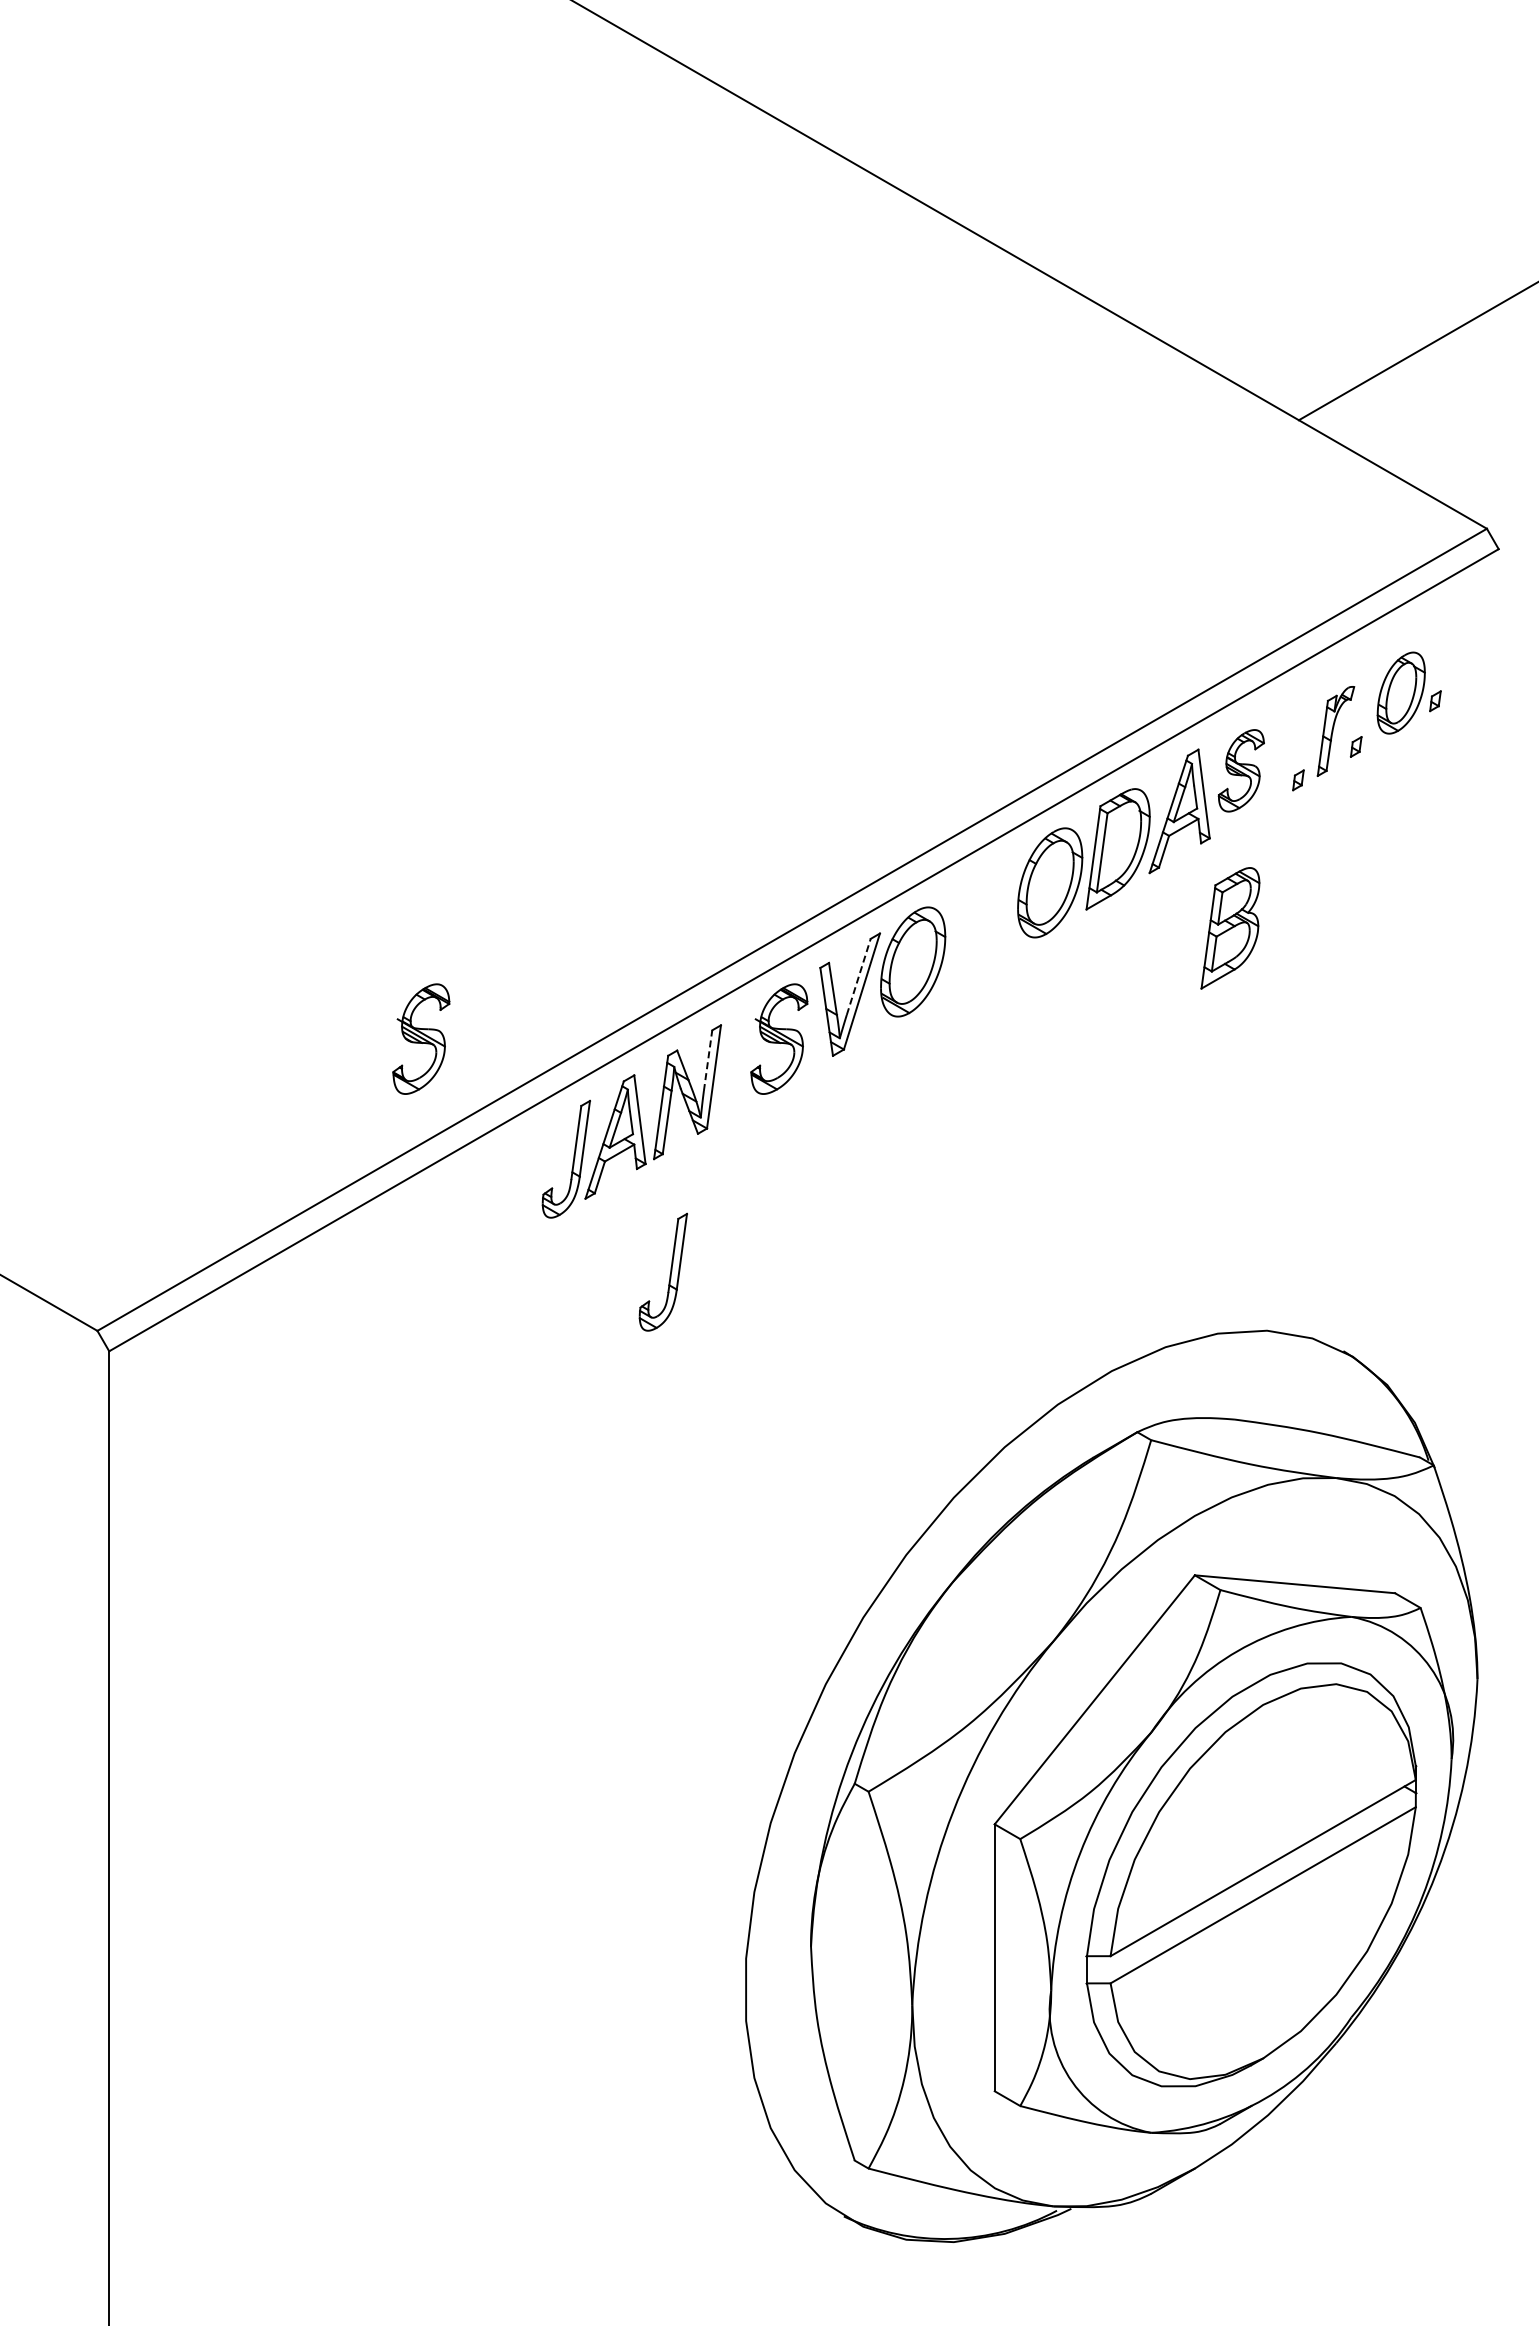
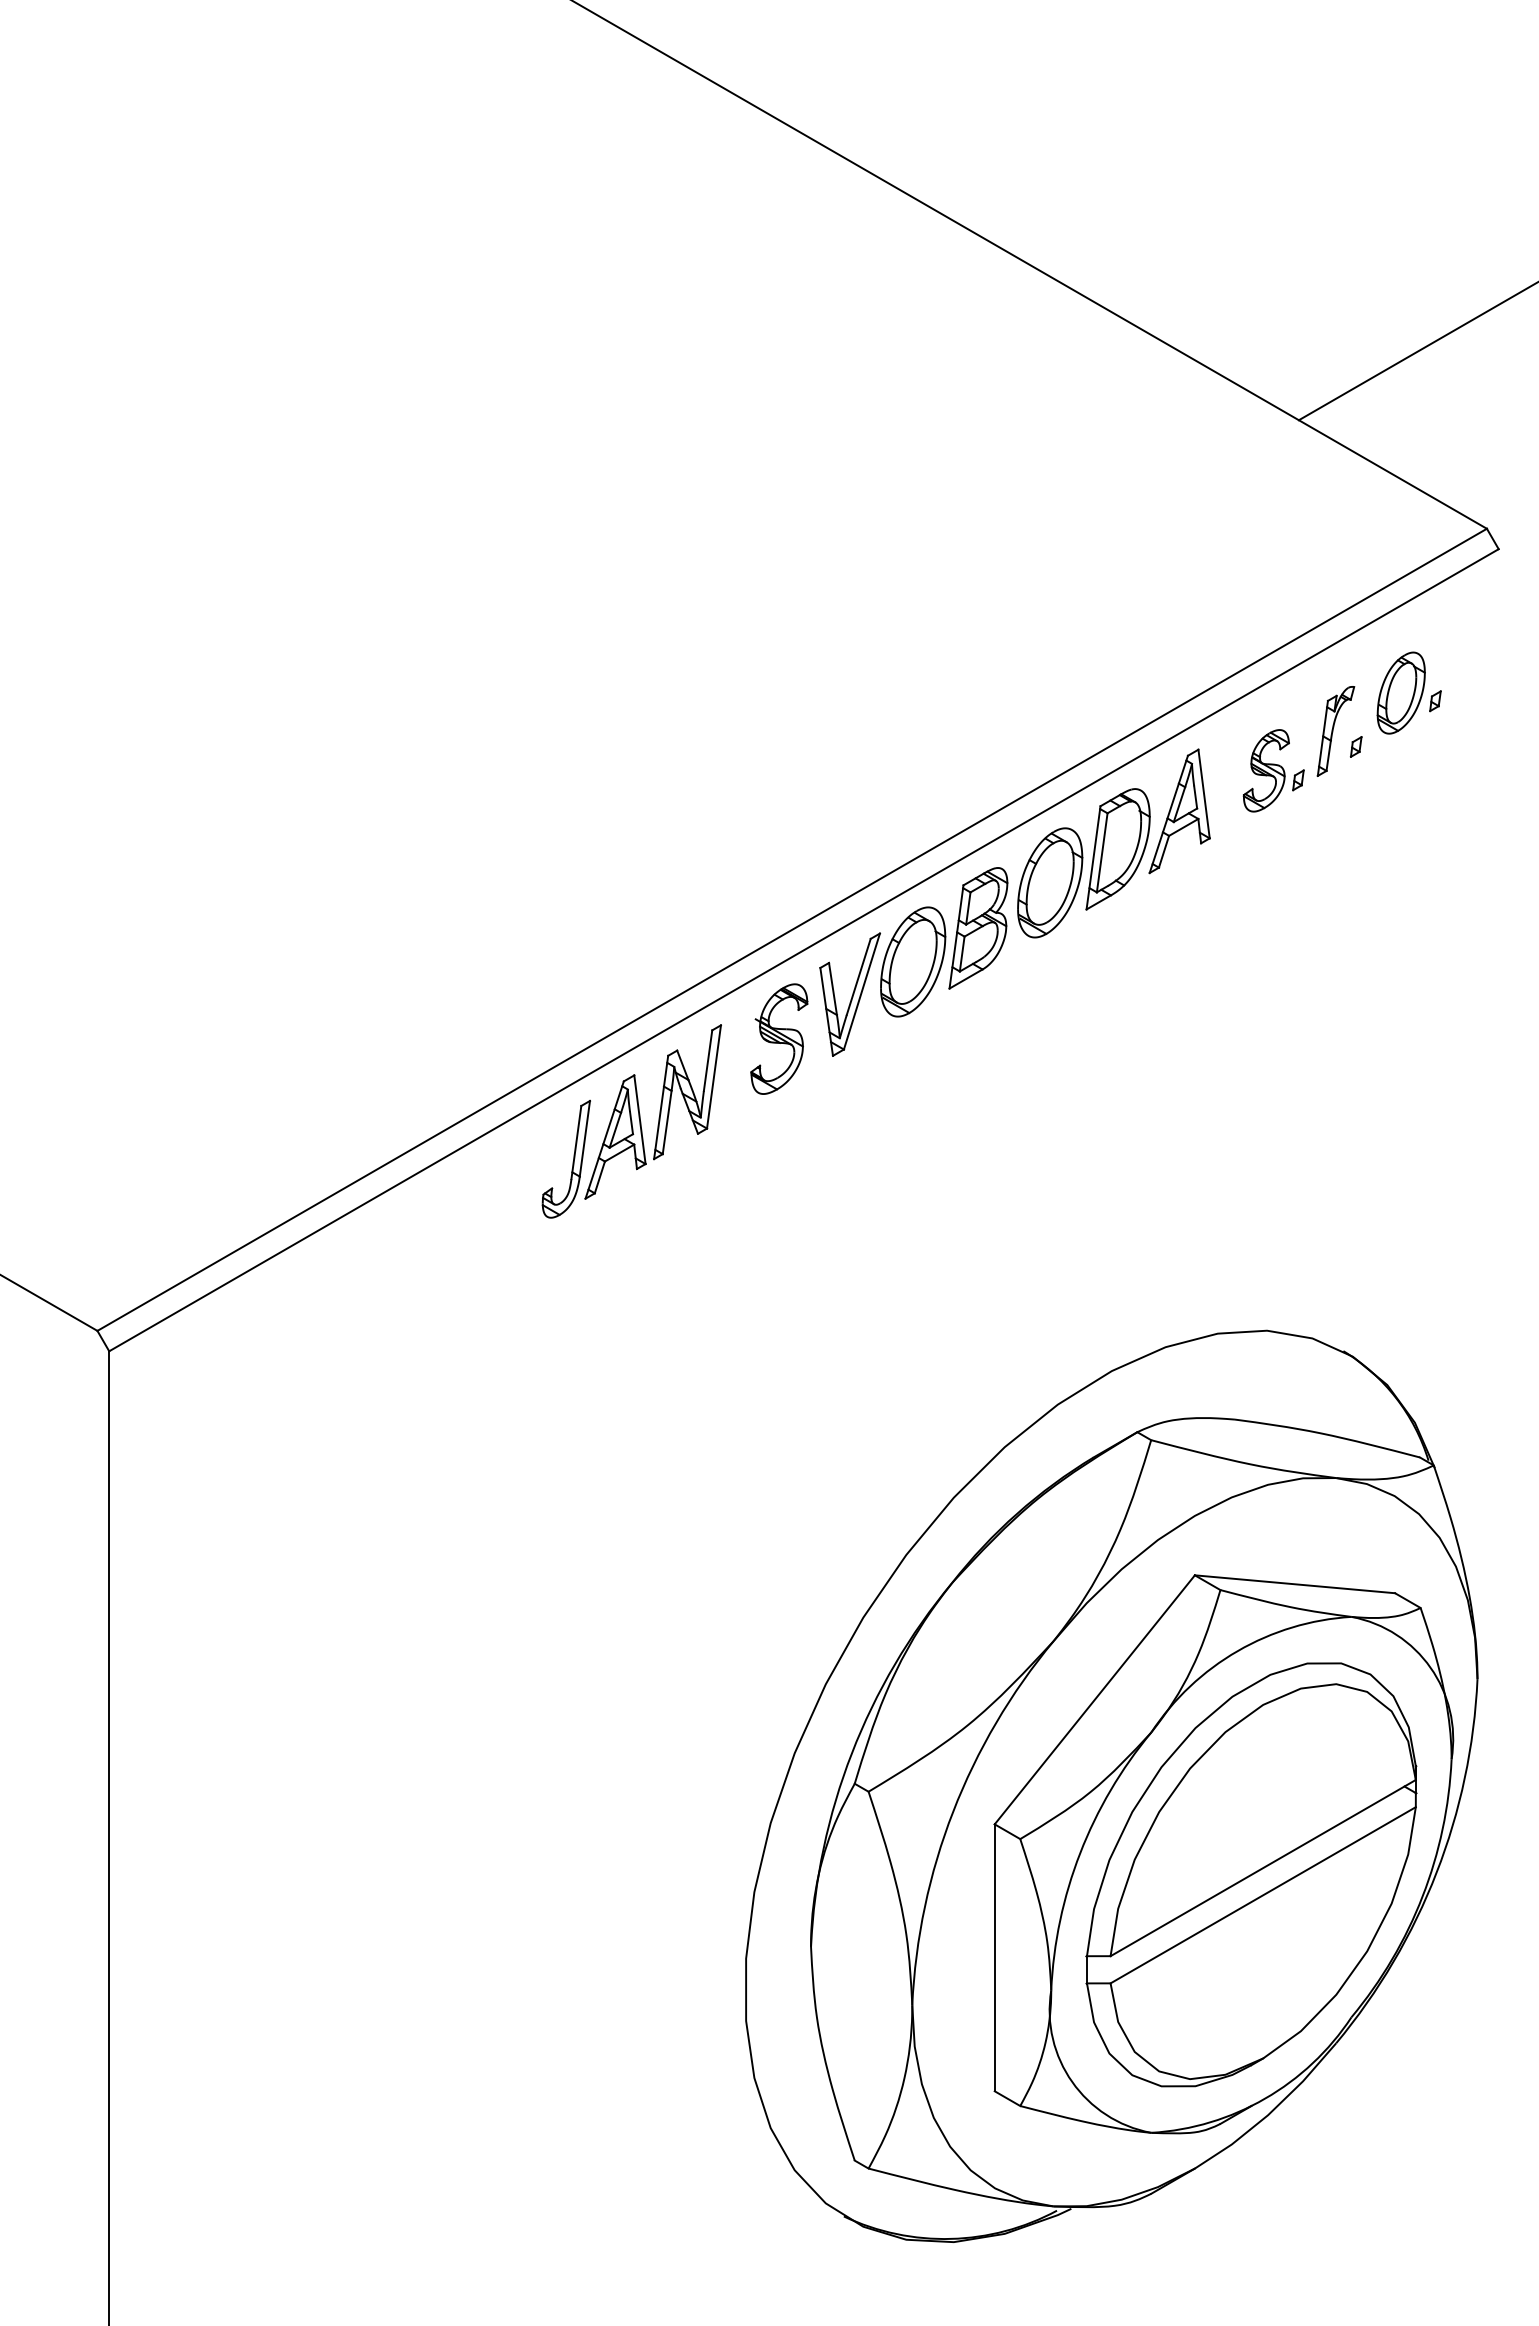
part position: (1240, 770) -> (1265, 770) (1265, 770)
part position: (1230, 928) -> (978, 928) (978, 928)
line: dashed -> solid (858, 976)
part: present -> none (421, 1038)
line: dashed -> solid (708, 1060)
part: present -> none (669, 1274)
